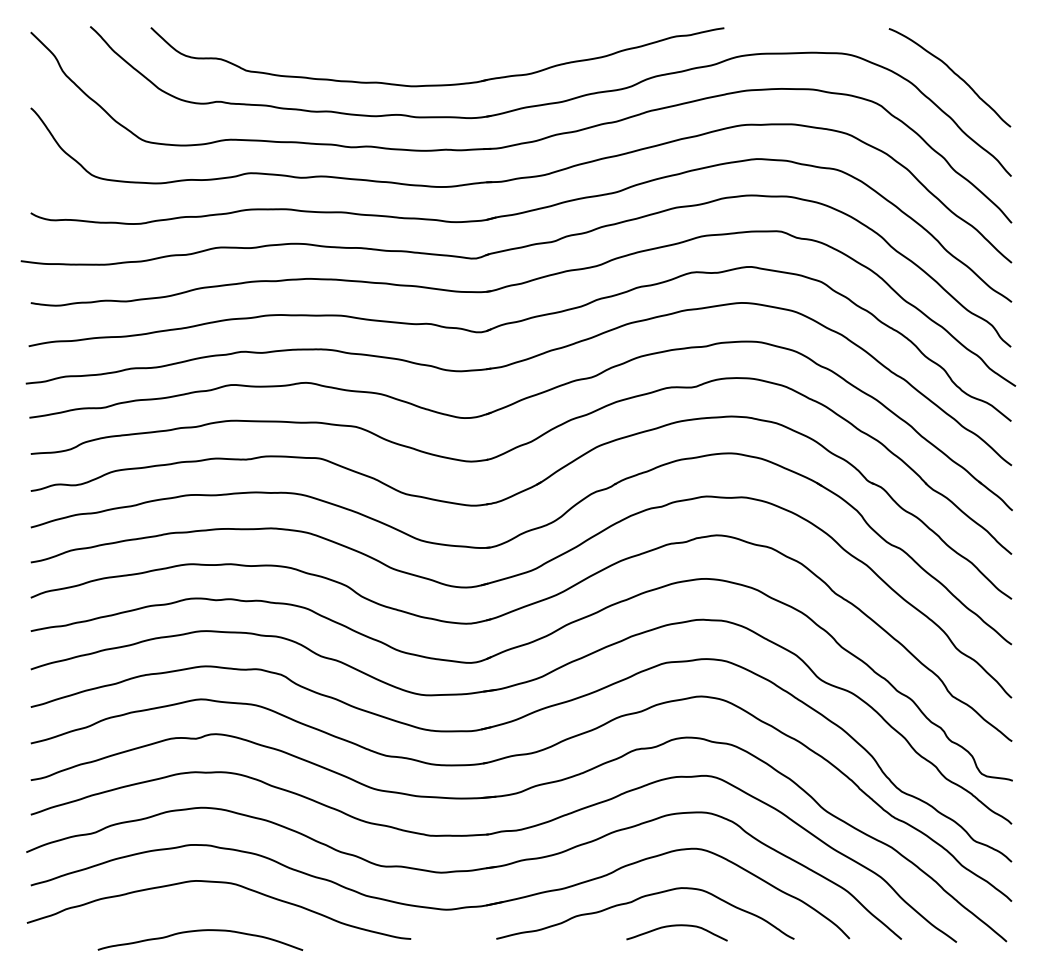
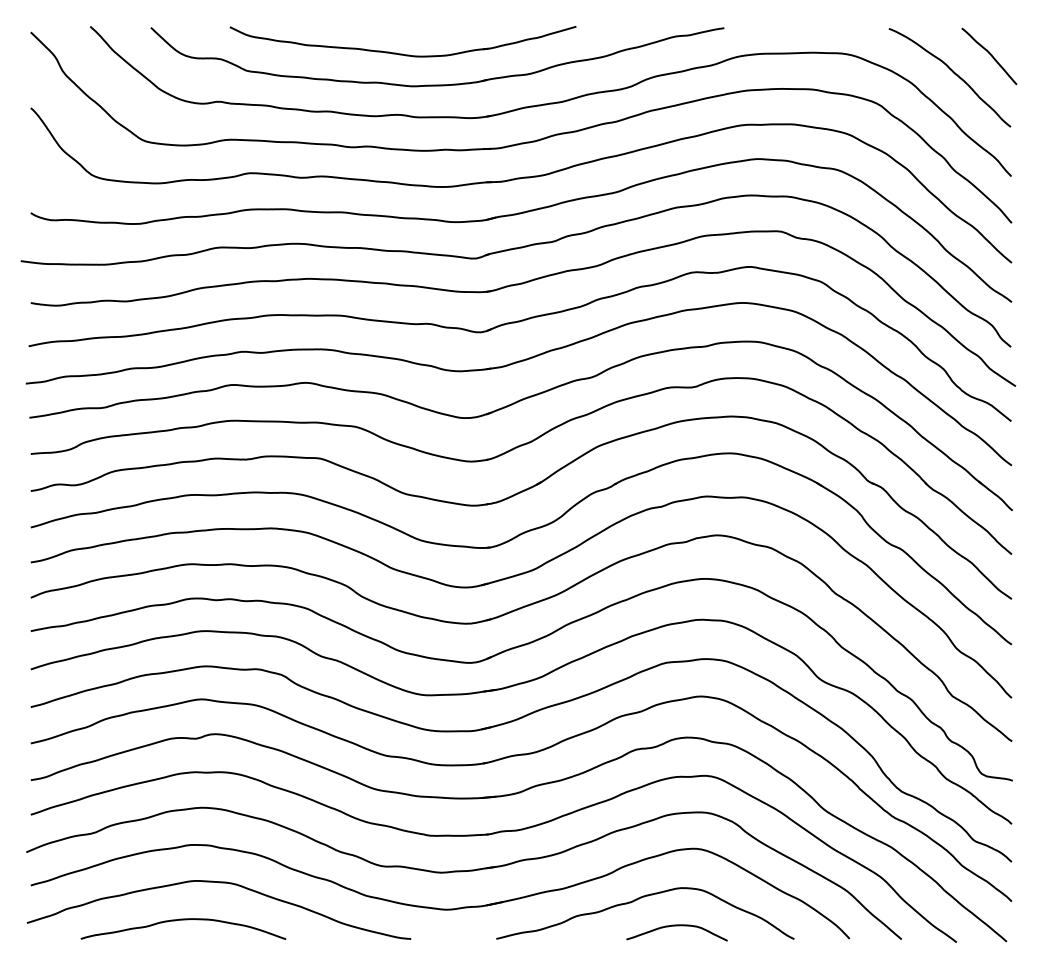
part: none -> present (402, 53)
curve: none -> present (990, 55)
curve position: (200, 931) -> (183, 920) (183, 920)
